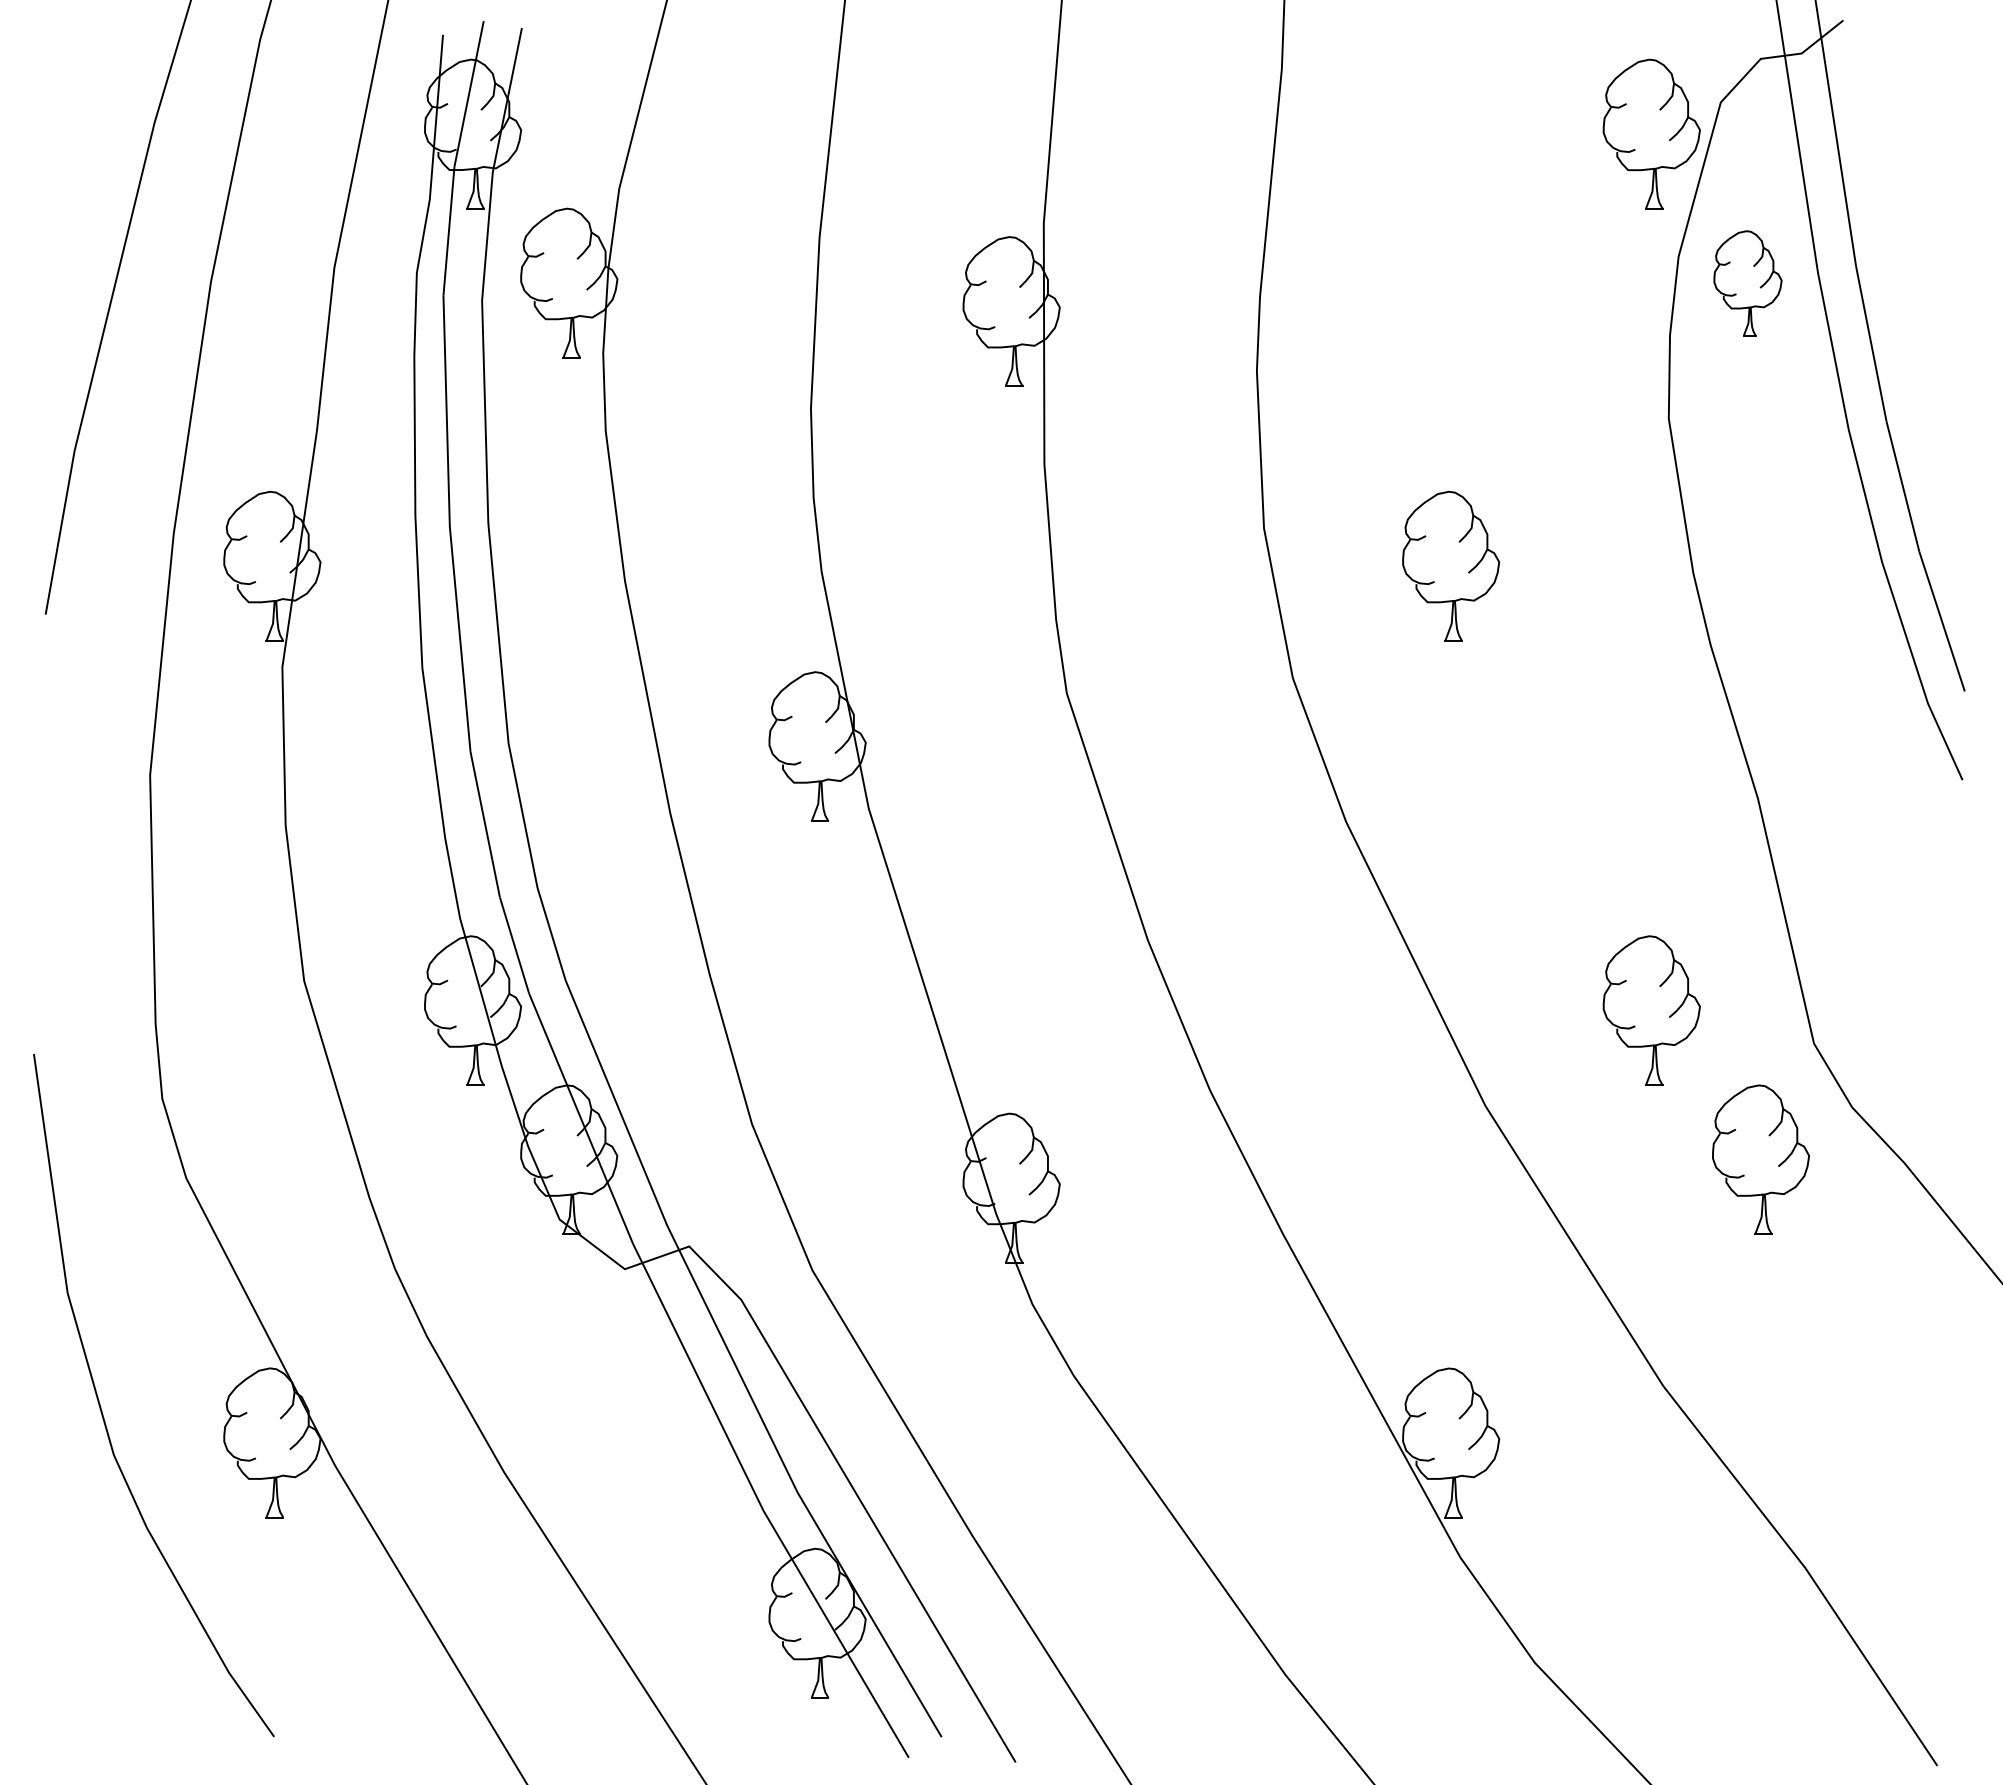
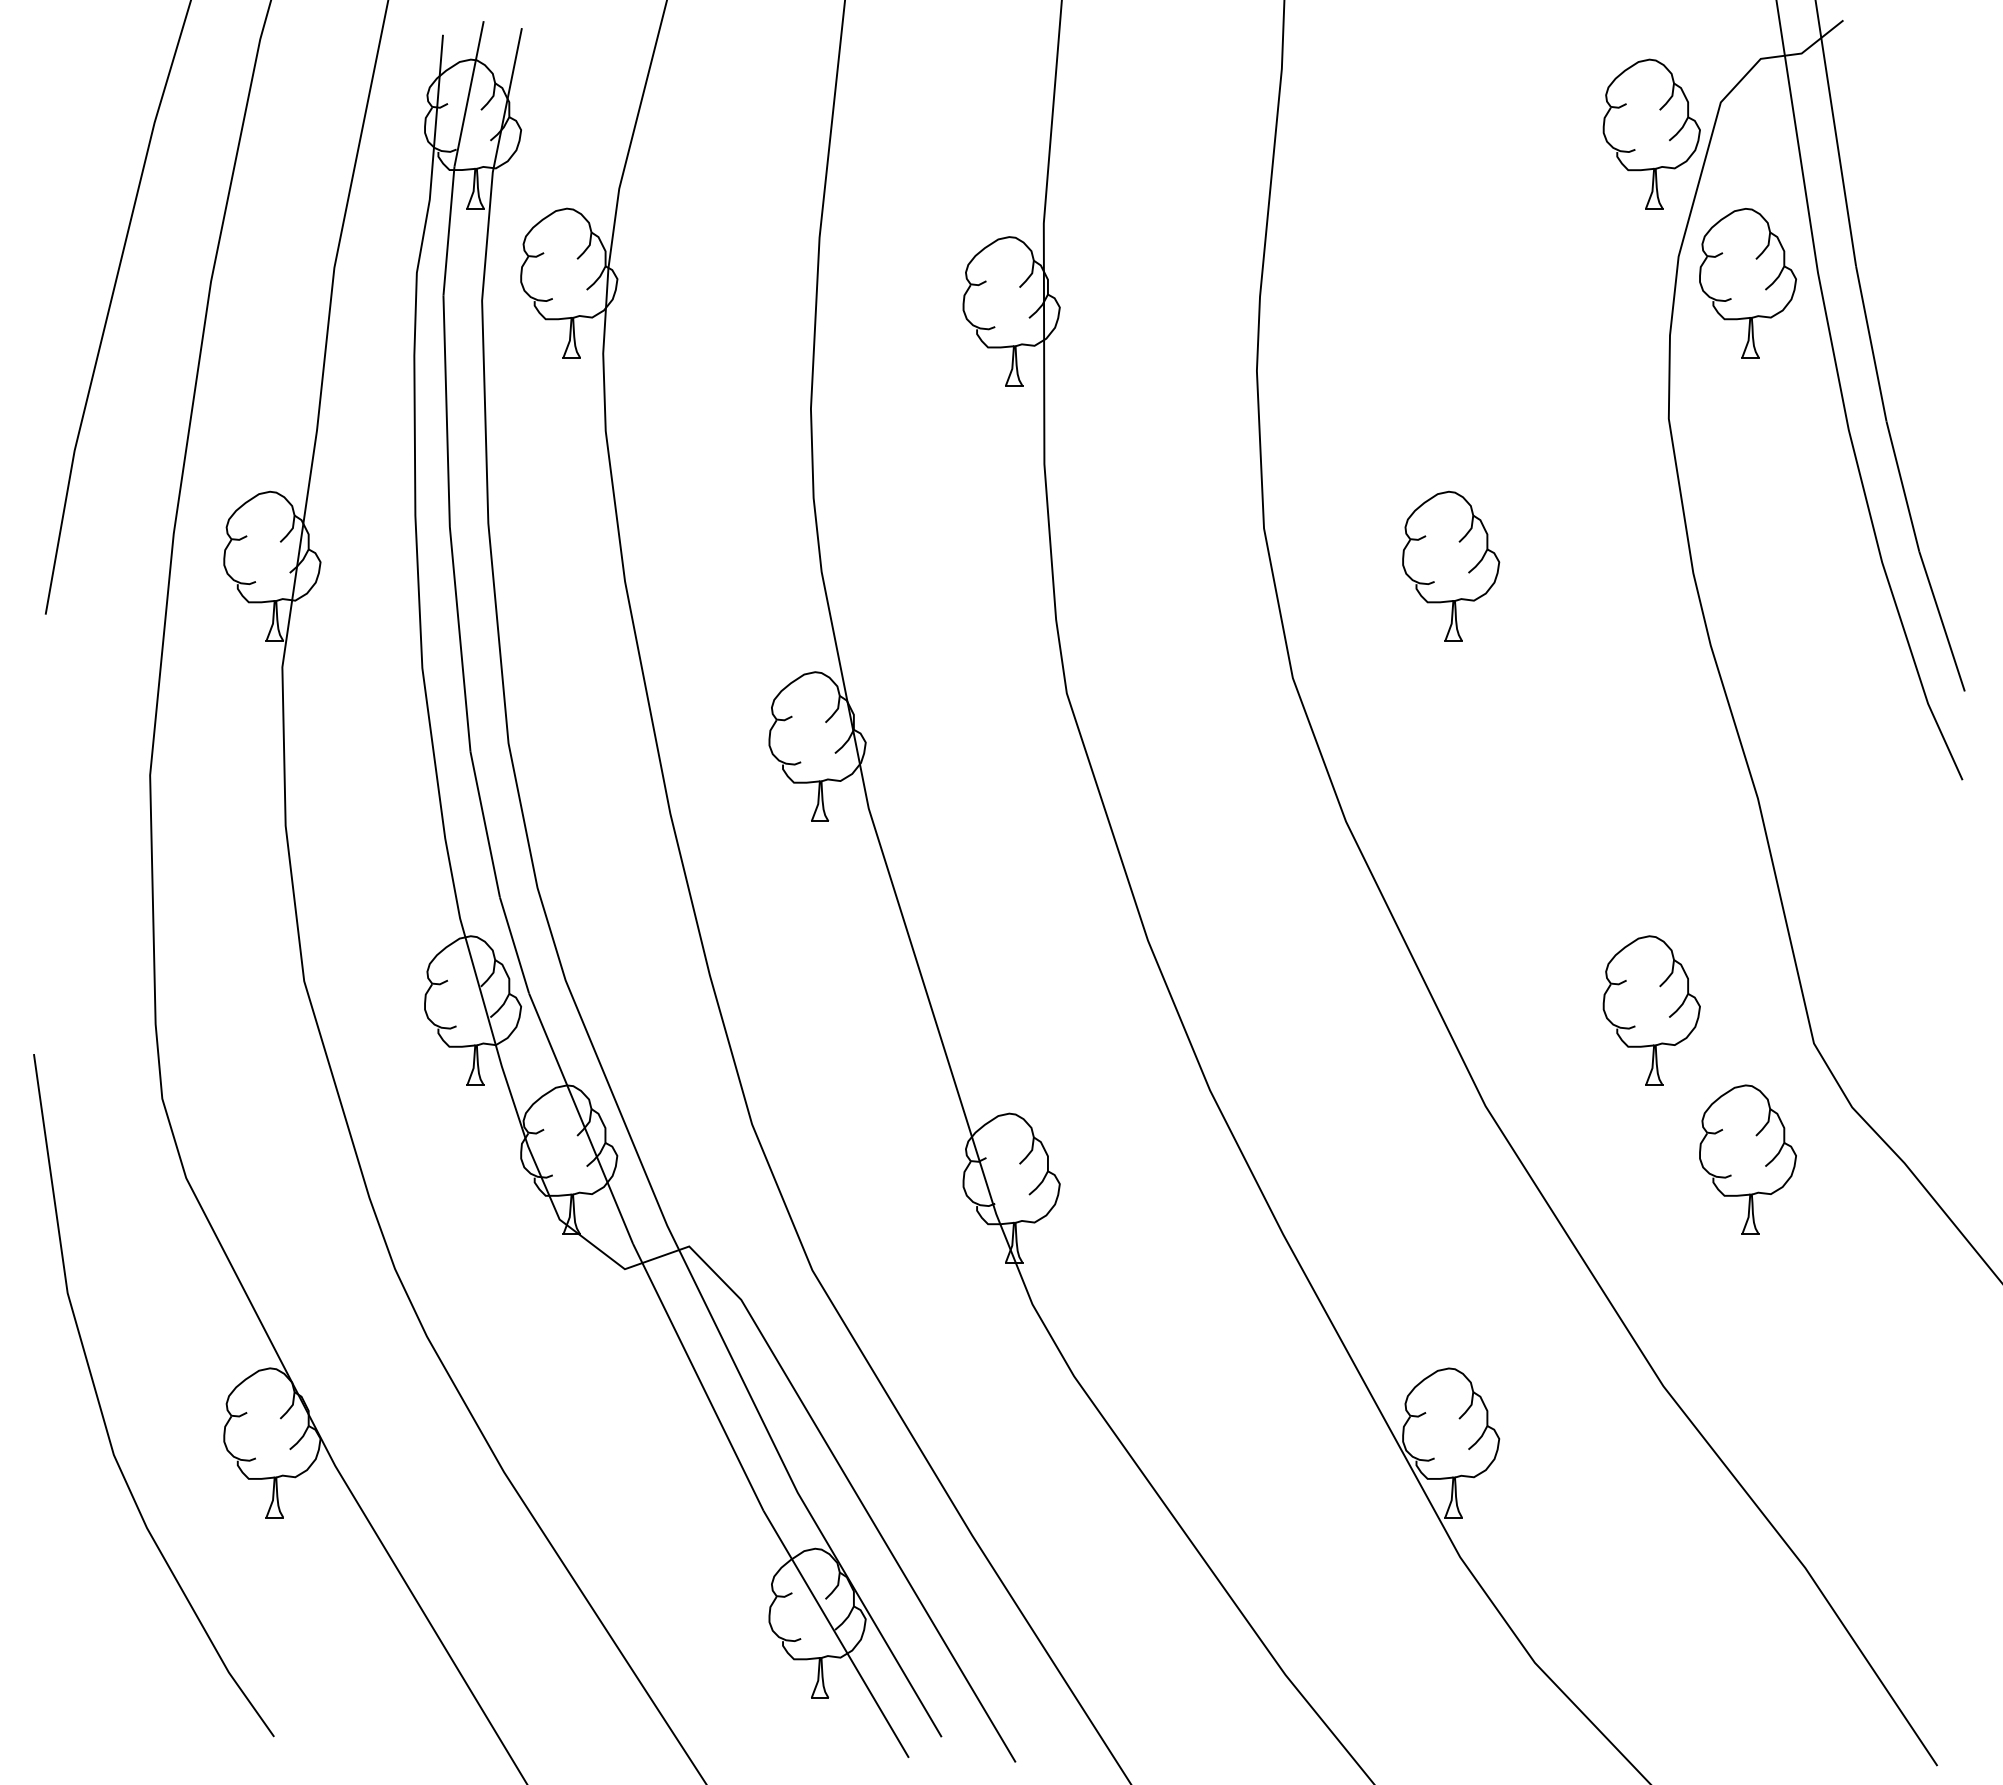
part size: 70x107 px -> 98x151 px (1747, 283)
part position: (1760, 1159) -> (1747, 1159) (1747, 1159)
